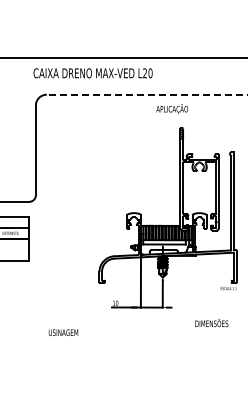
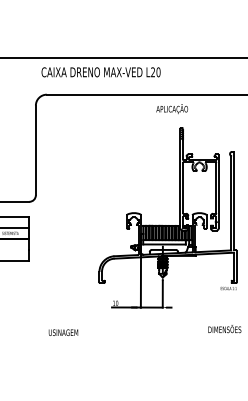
text position: (92, 73) -> (100, 72) (100, 72)
line: dashed -> solid (146, 94)
text position: (211, 323) -> (224, 329) (224, 329)
